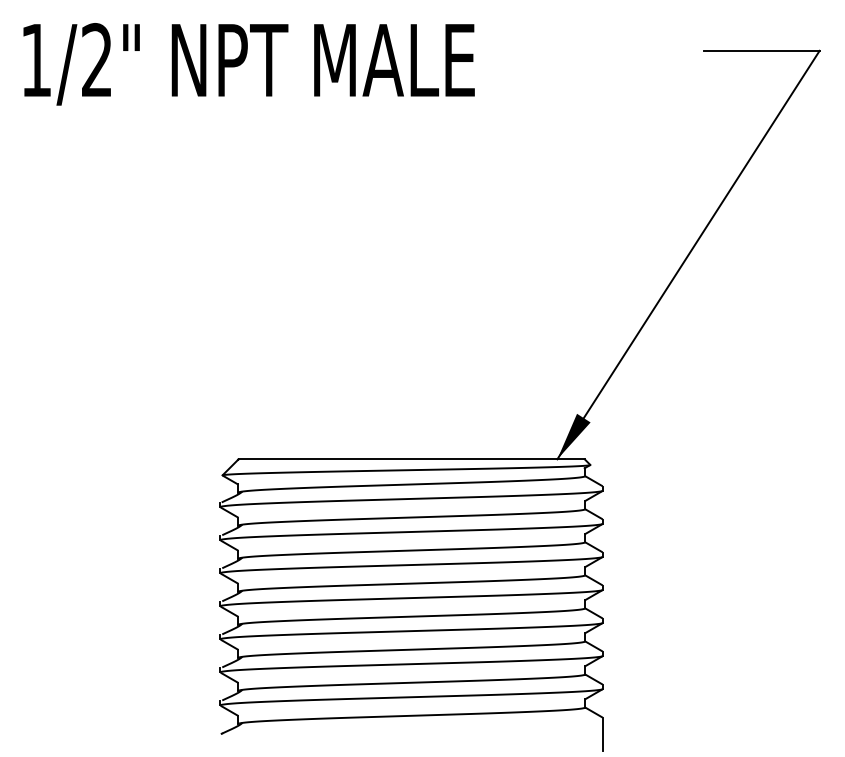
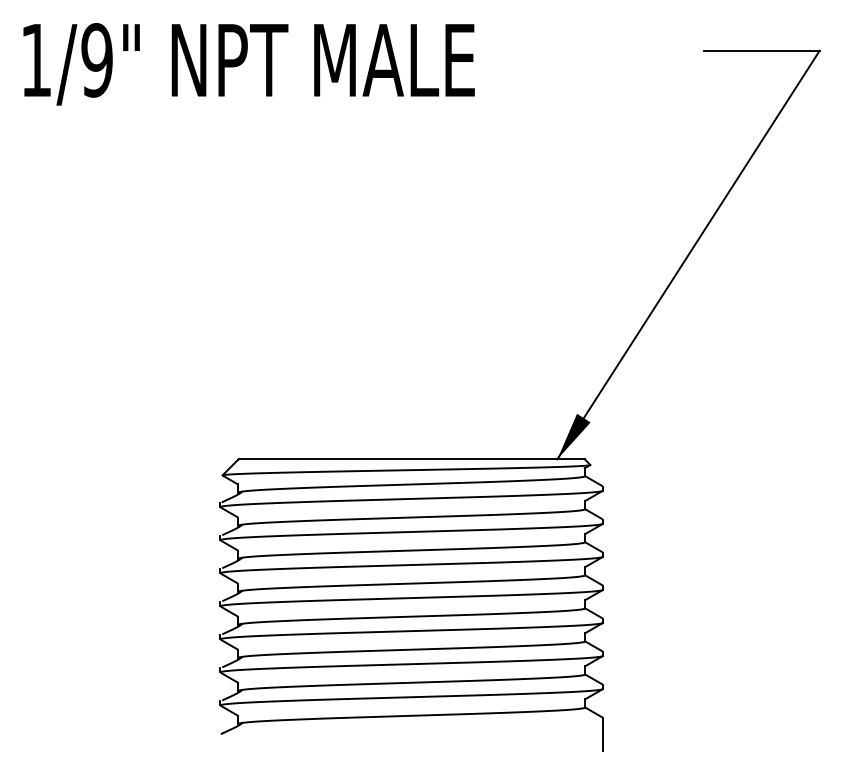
text: 1/2" -> 1/9" (96, 60)
